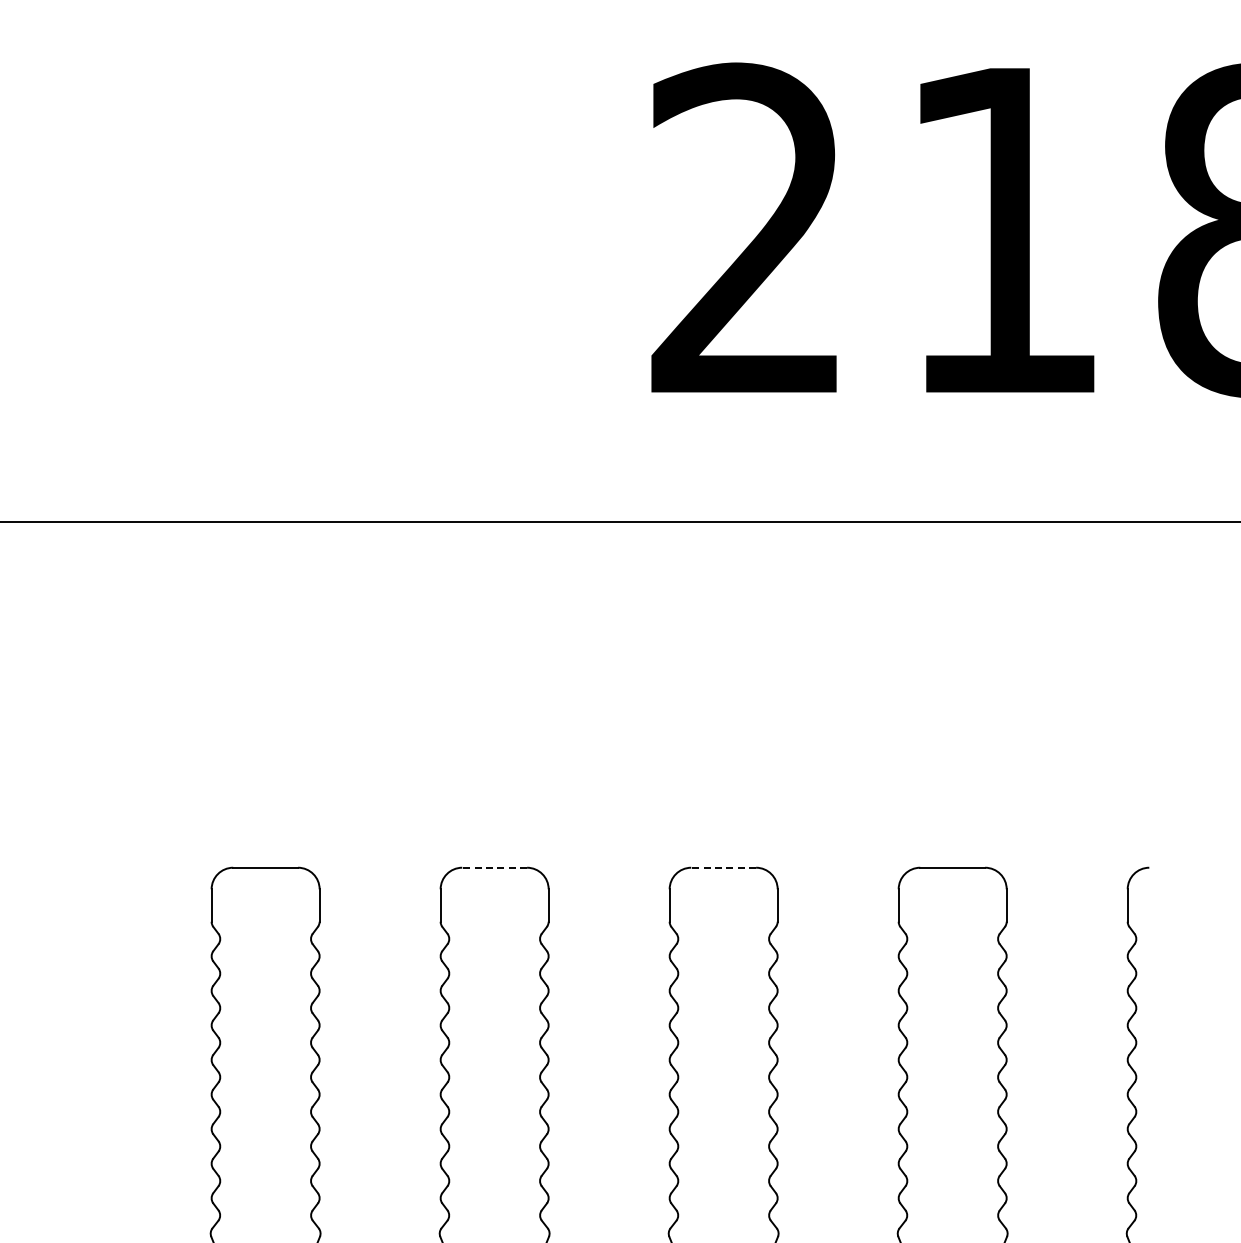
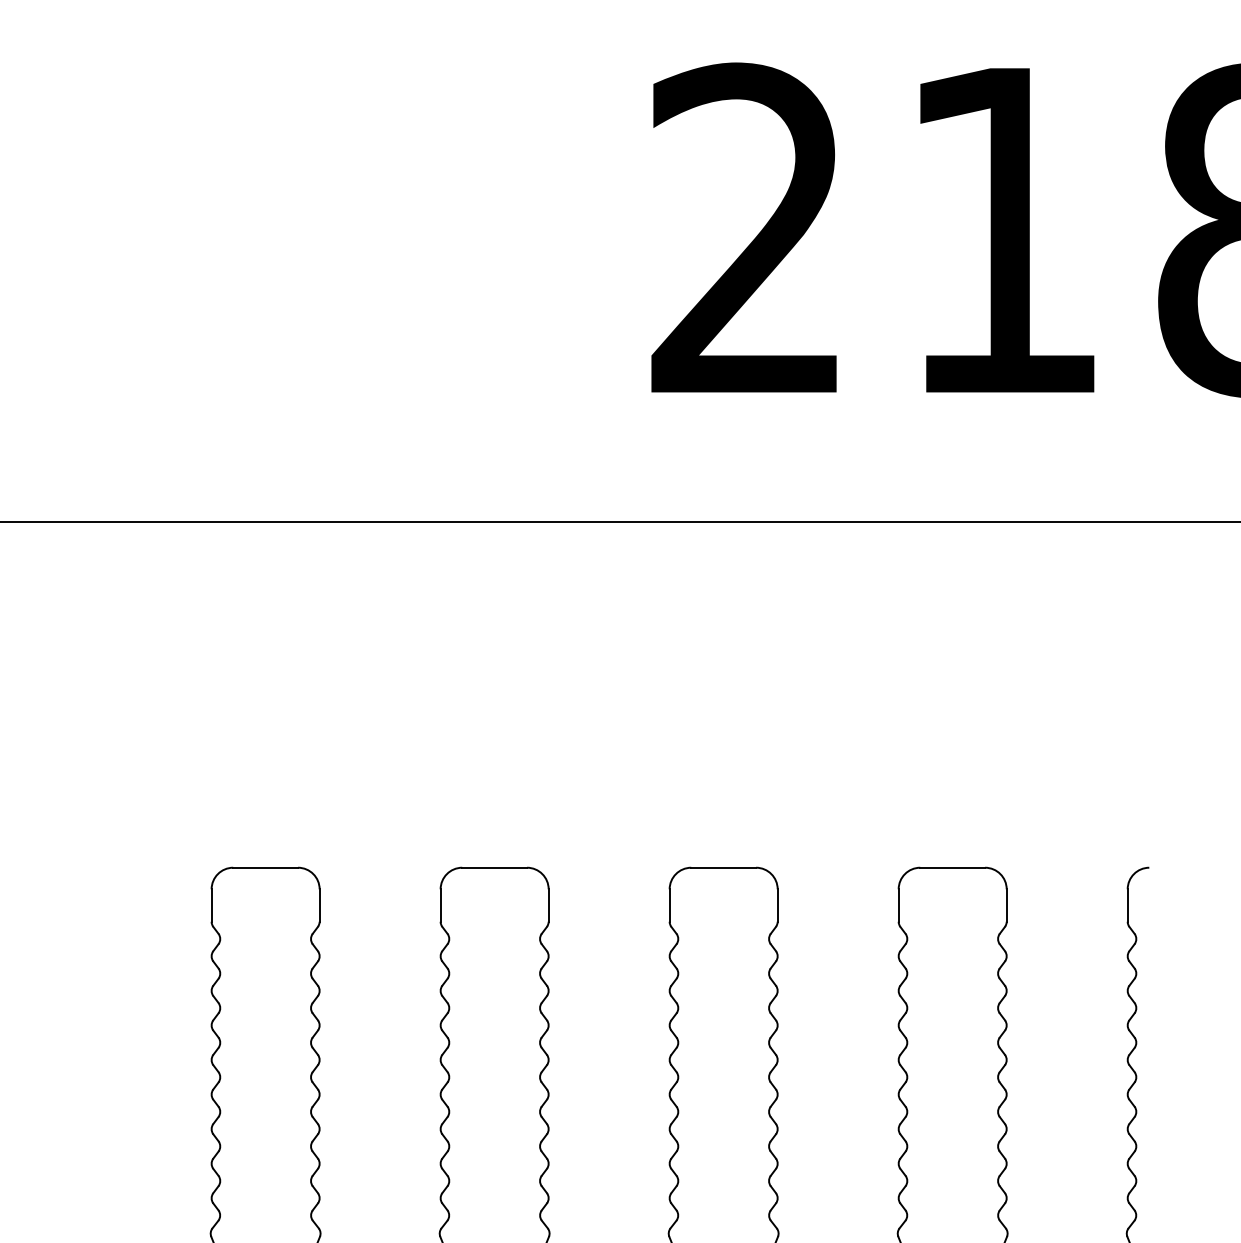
line: dashed -> solid (494, 867)
line: dashed -> solid (723, 867)
